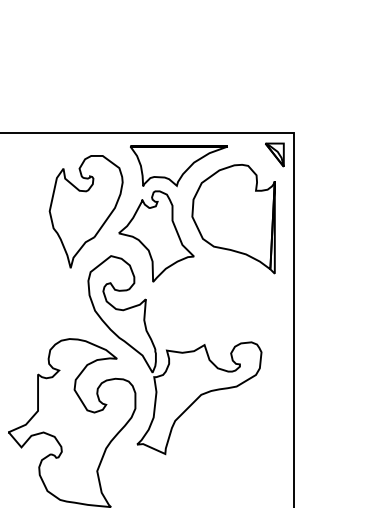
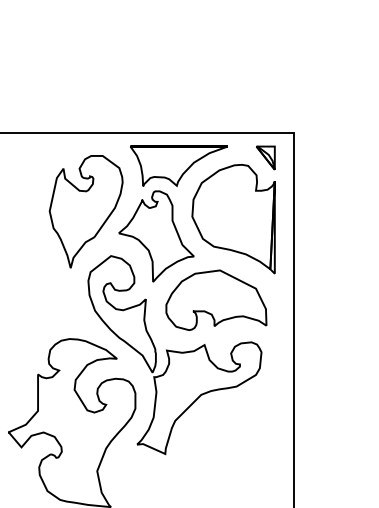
part position: (274, 154) -> (265, 157) (265, 157)
part: none -> present (216, 299)
